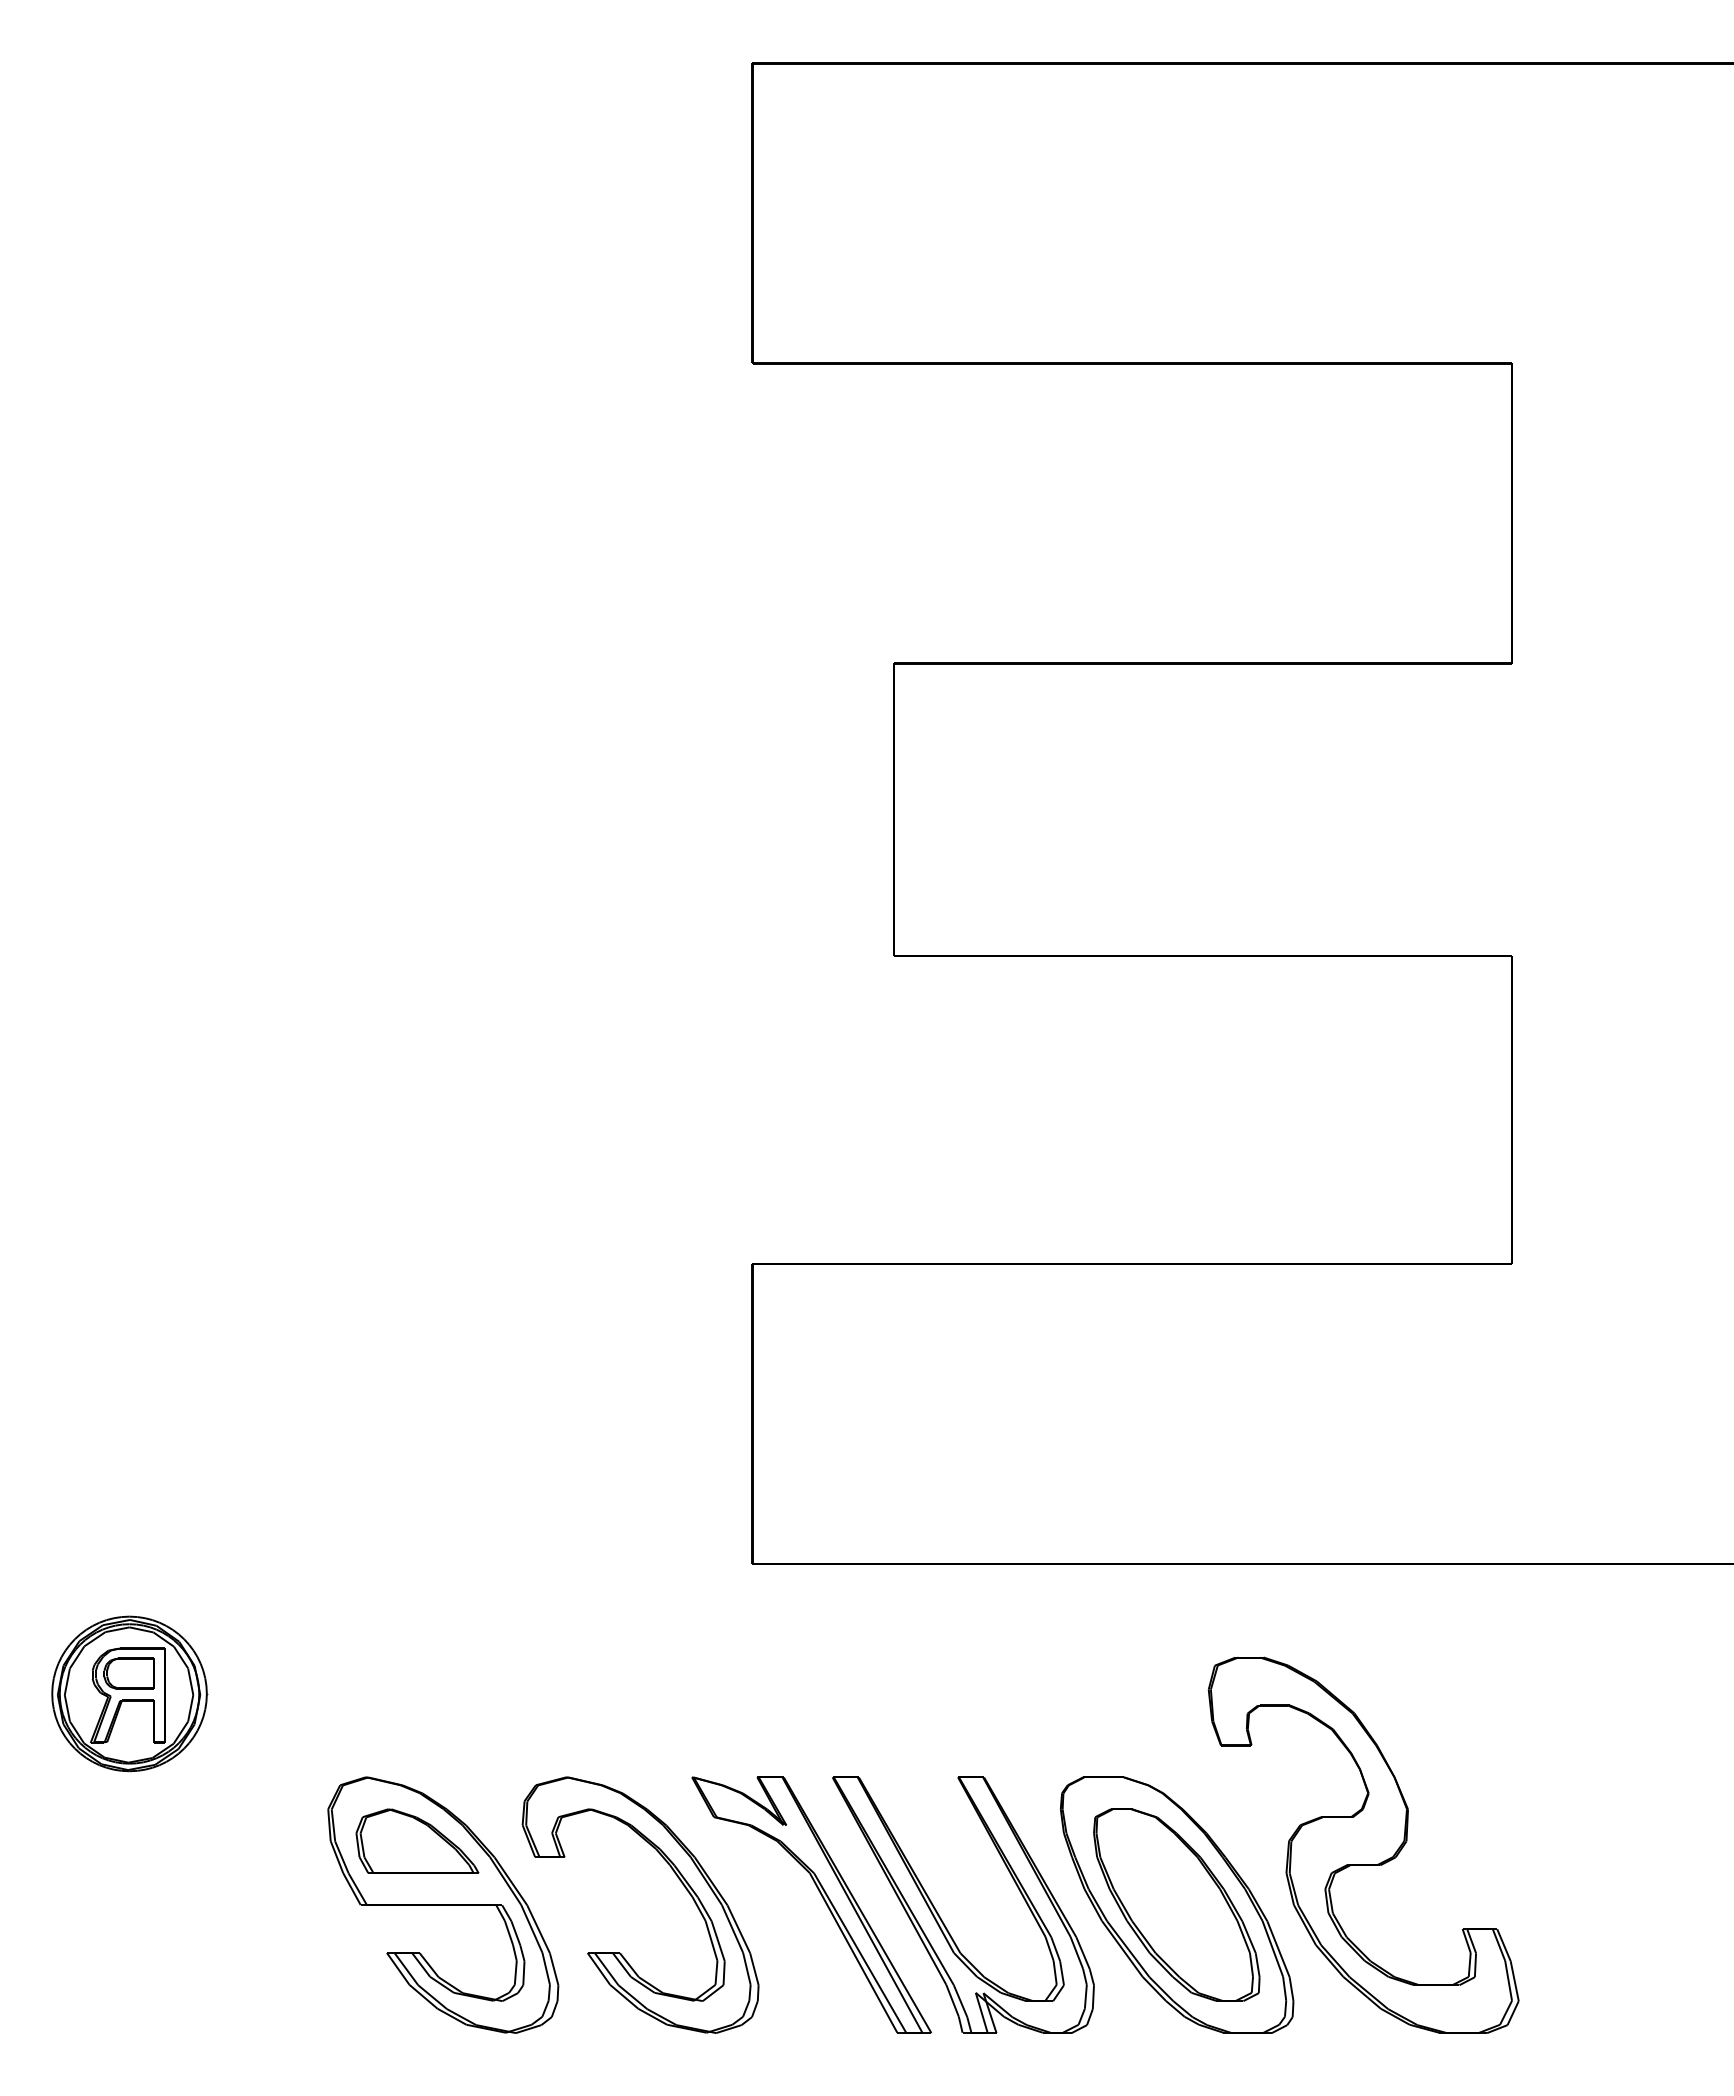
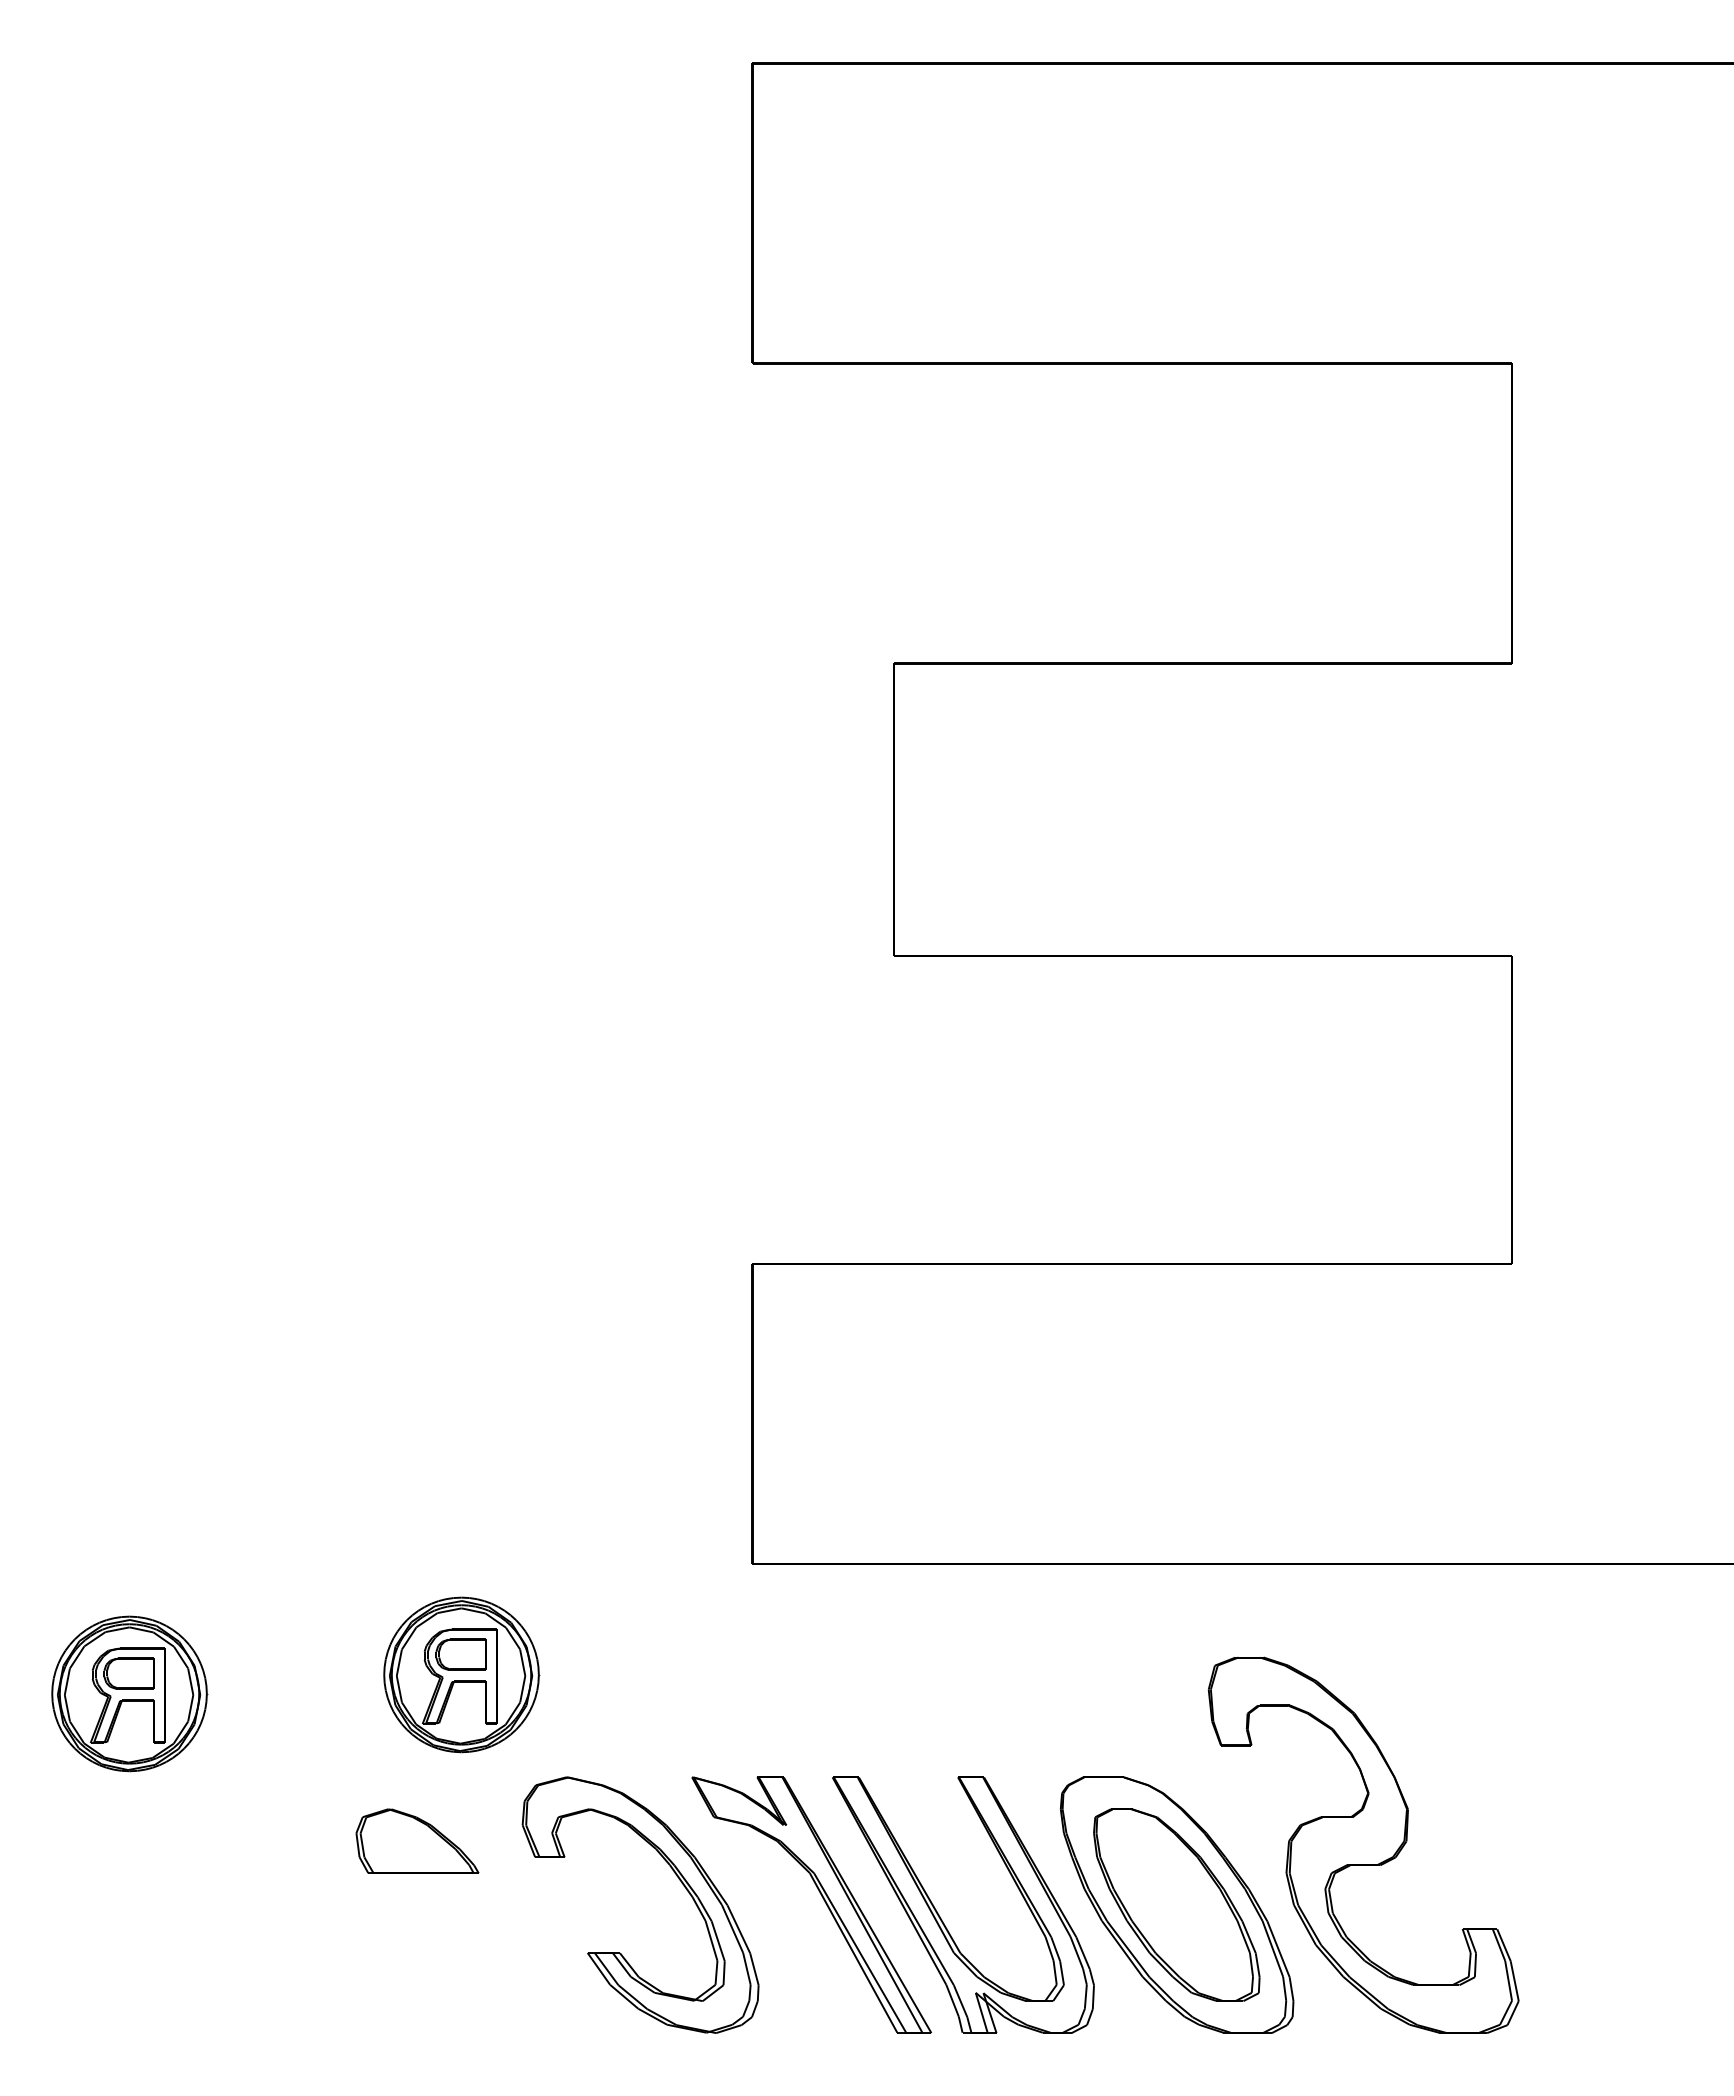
part: none -> present (461, 1674)
part: present -> none (443, 1904)
